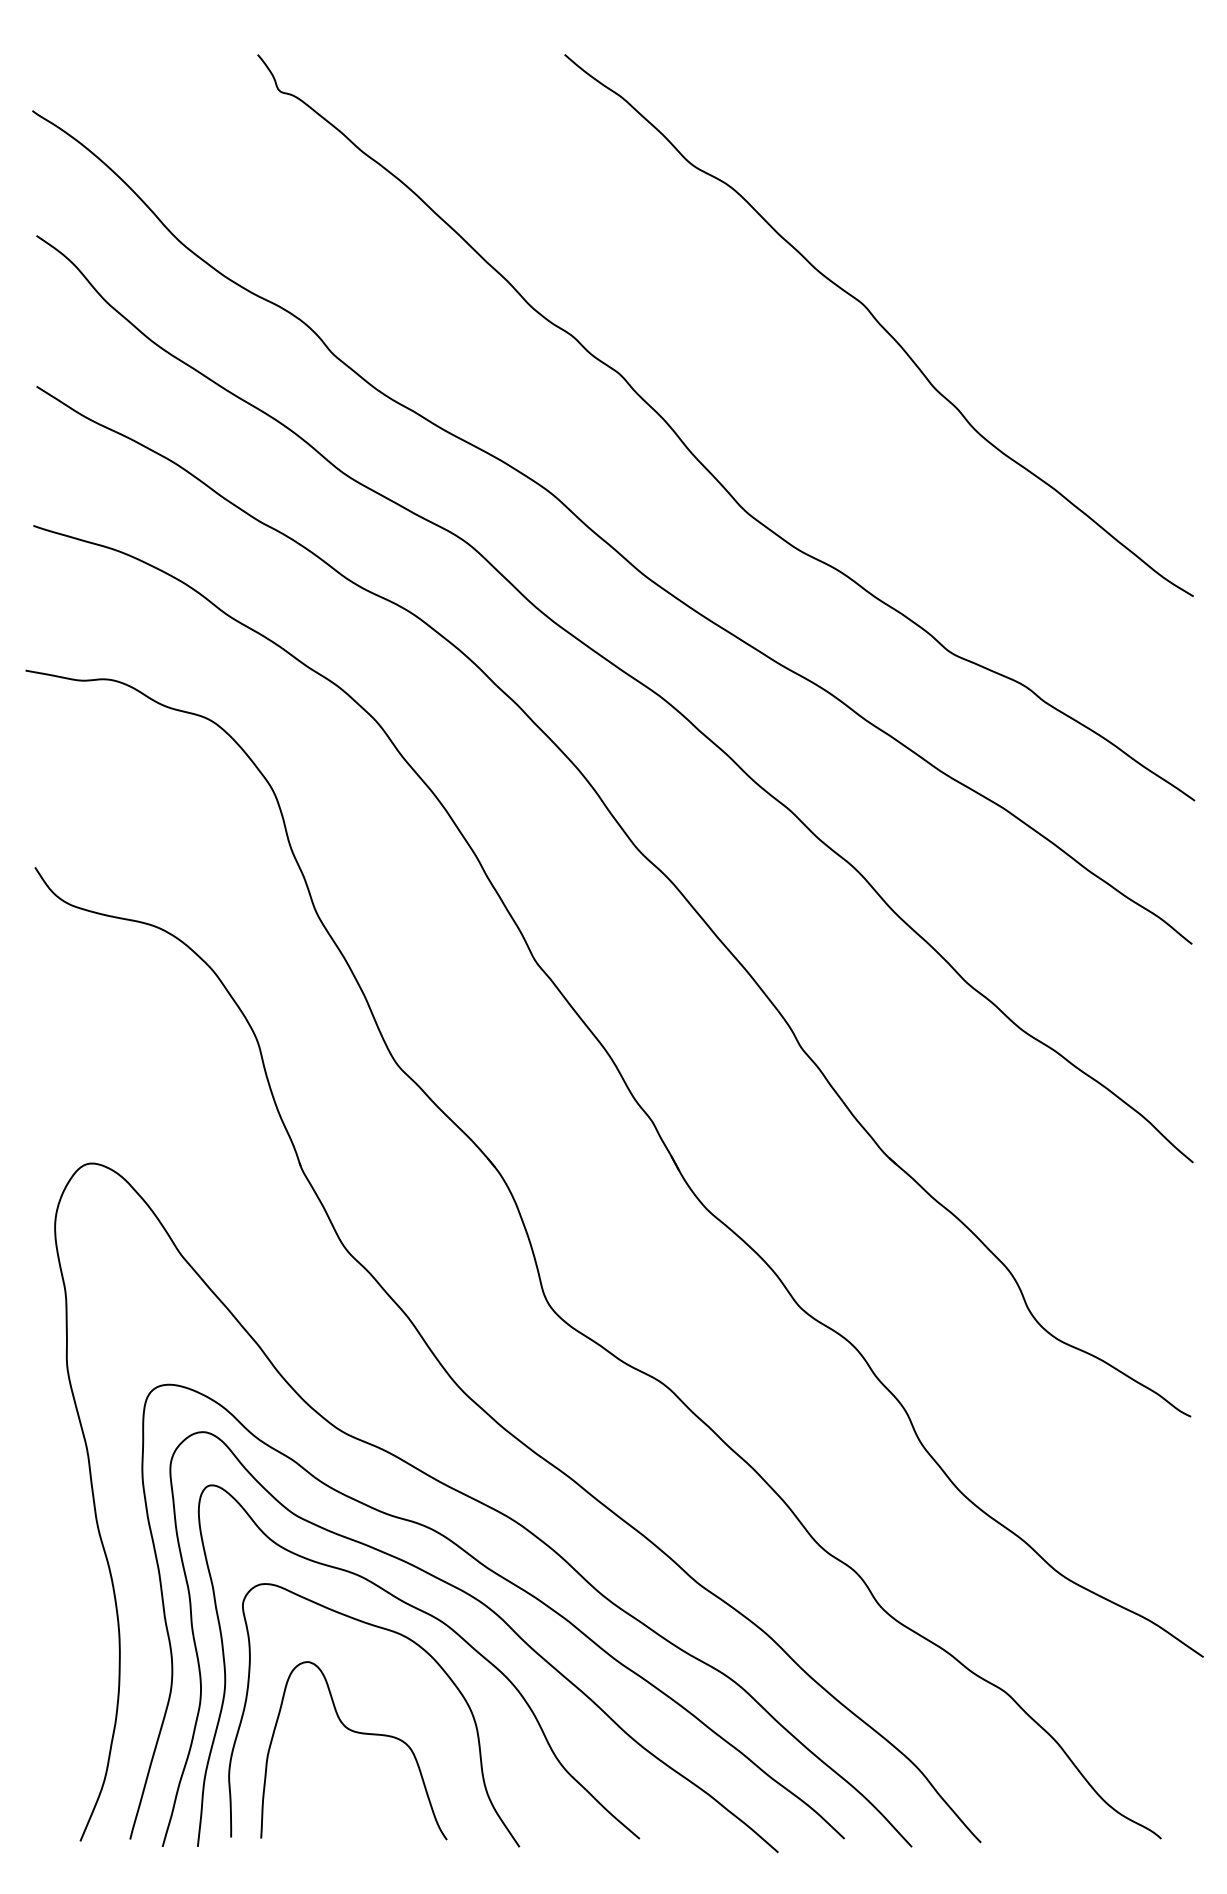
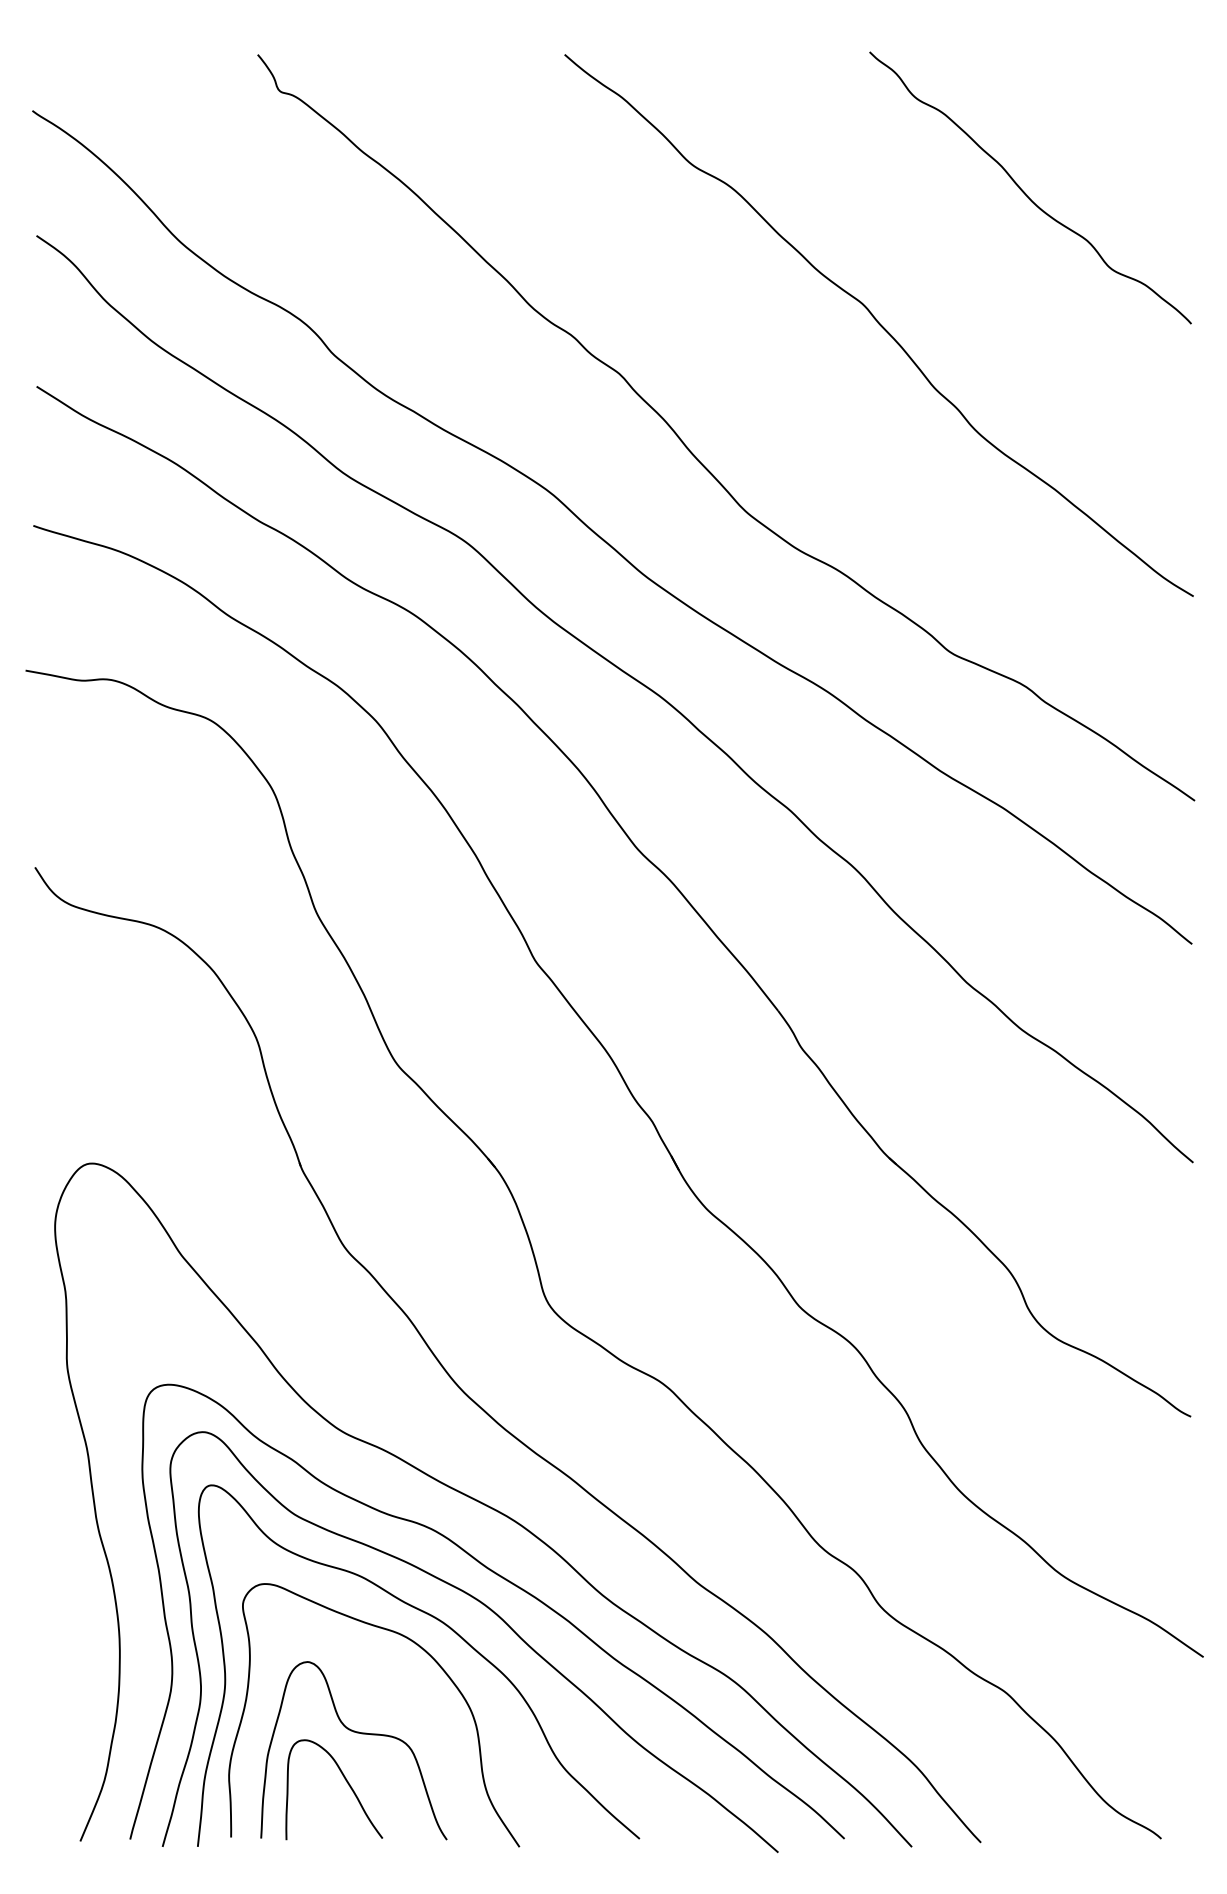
curve: none -> present (1025, 192)
curve: none -> present (346, 1782)
